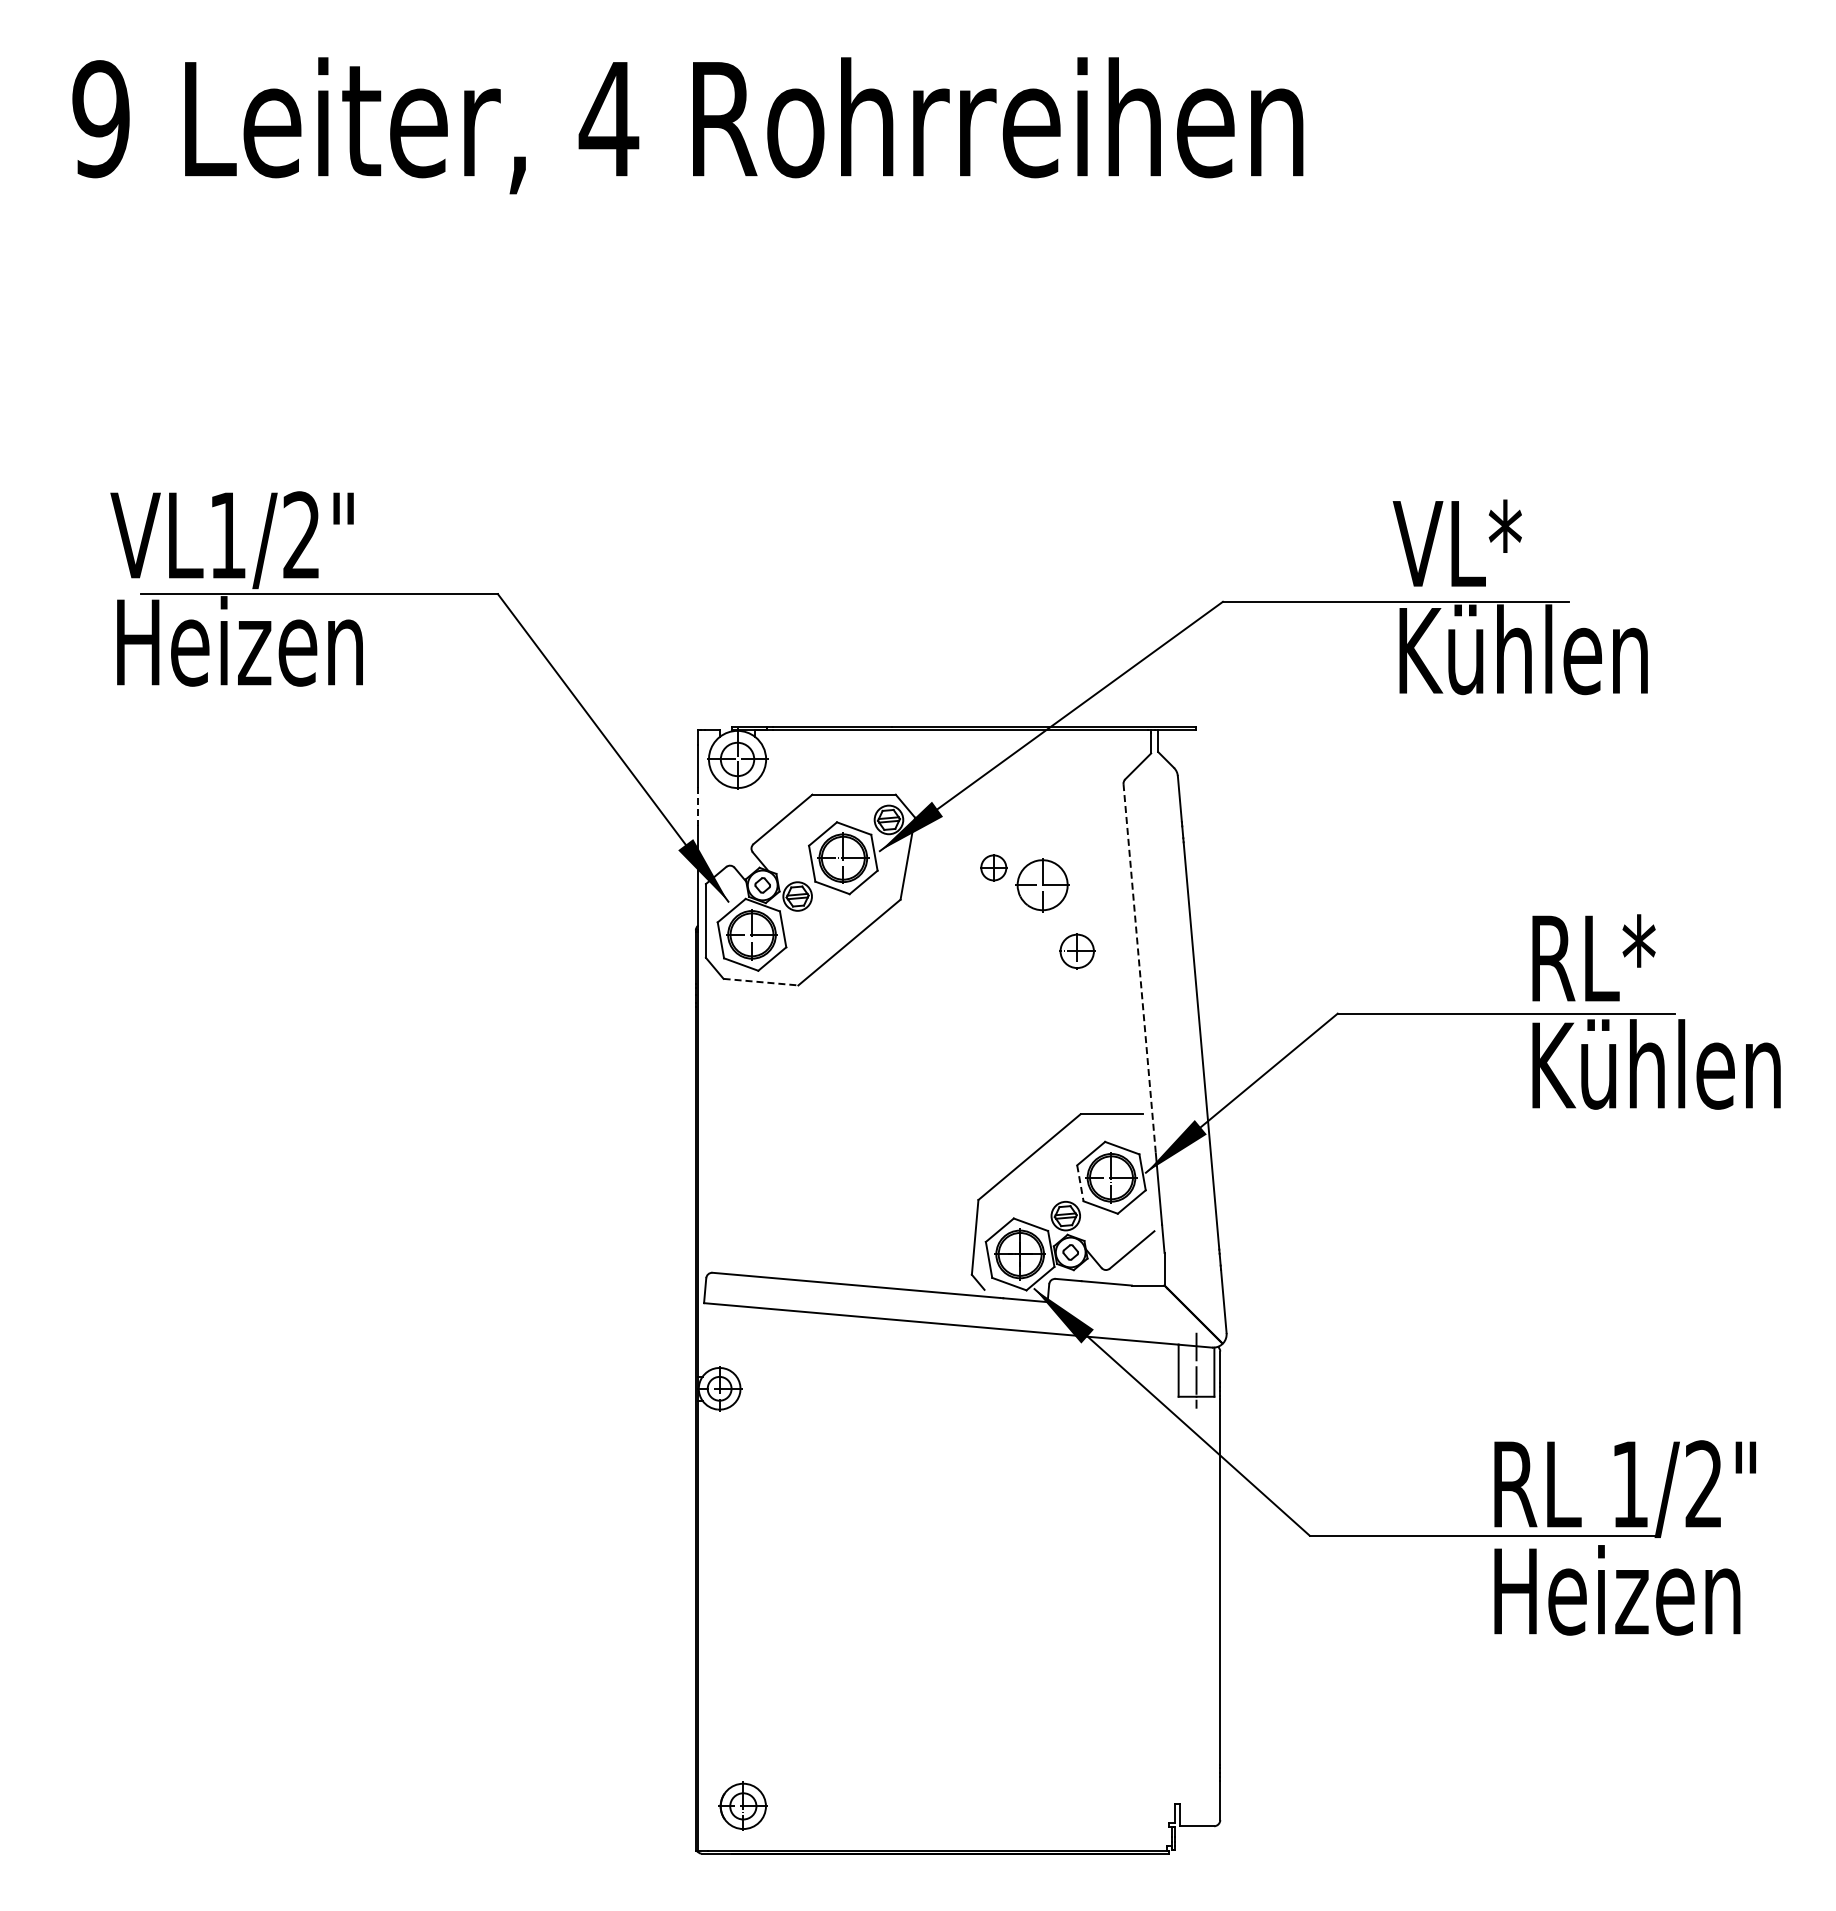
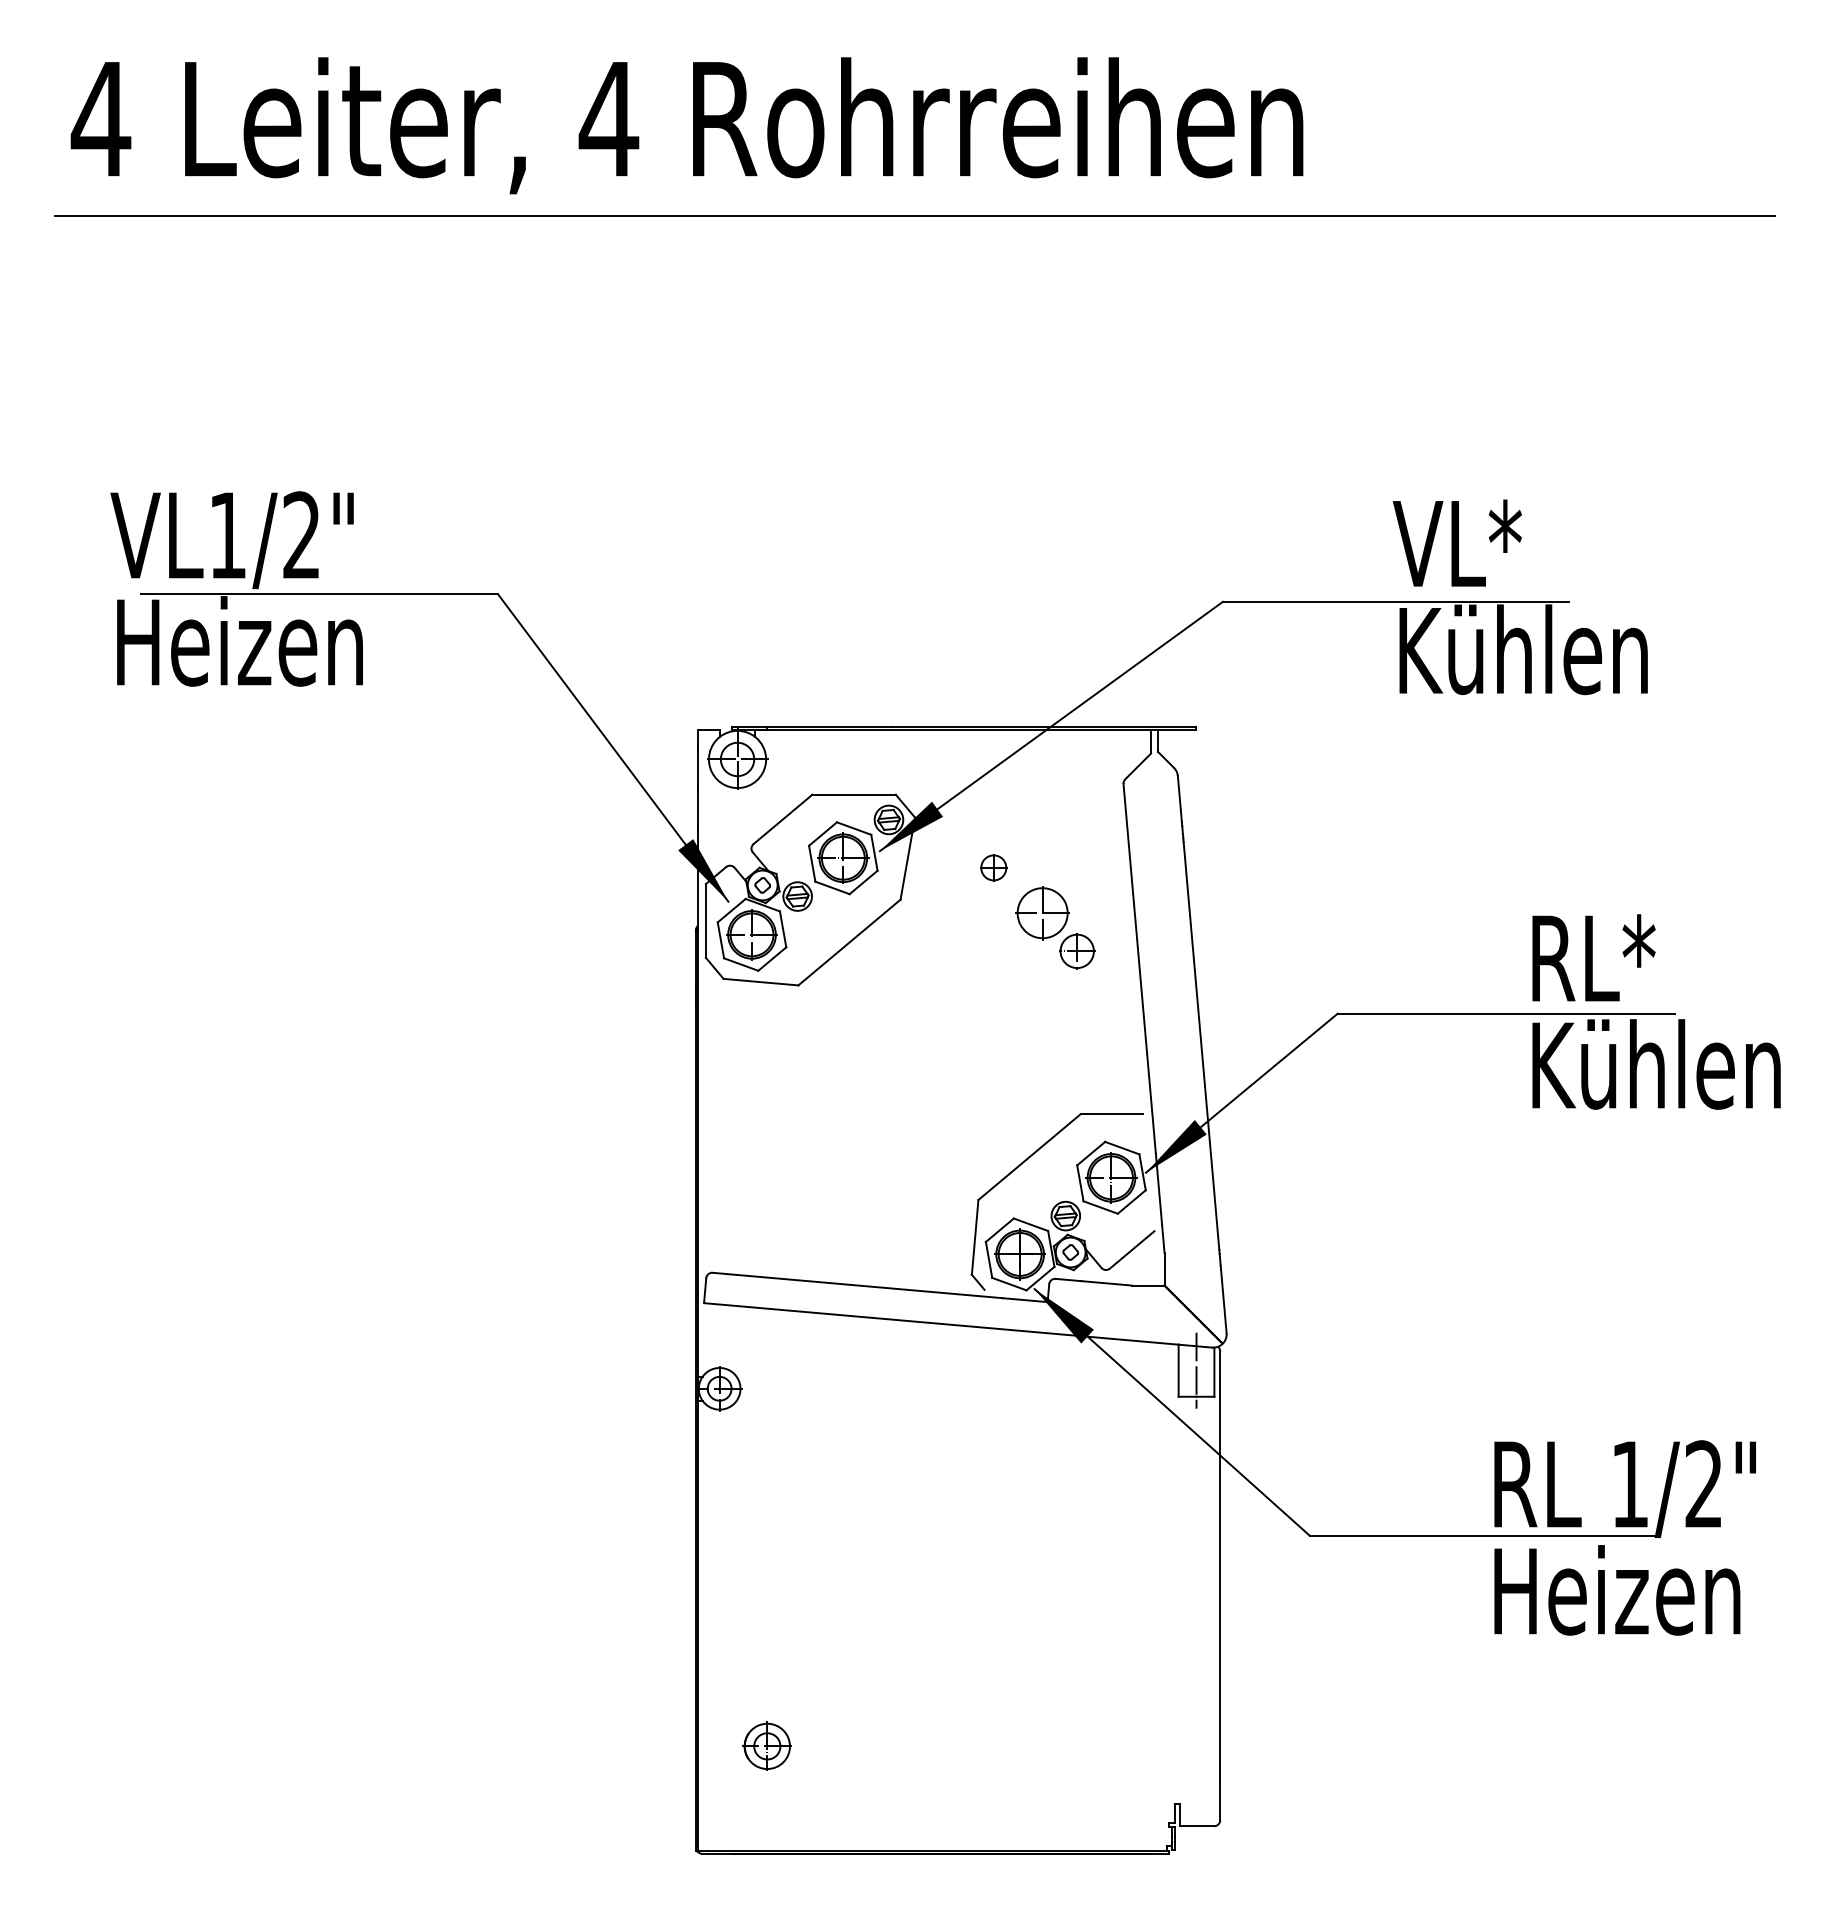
text: 9 -> 4 (100, 119)
line: none -> present (914, 215)
line: dashed -> solid (698, 806)
part position: (1042, 885) -> (1042, 913) (1042, 913)
line: dashed -> solid (1139, 968)
line: dashed -> solid (761, 982)
line: dashed -> solid (1080, 1183)
part position: (742, 1805) -> (766, 1745) (766, 1745)
